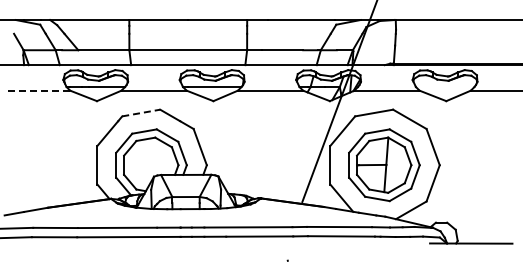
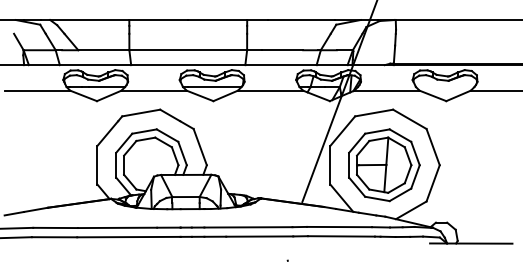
line: dashed -> solid (37, 90)
line: dashed -> solid (141, 112)
